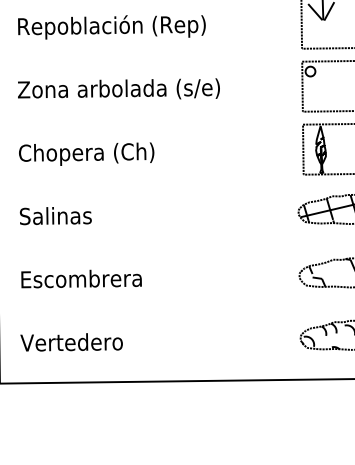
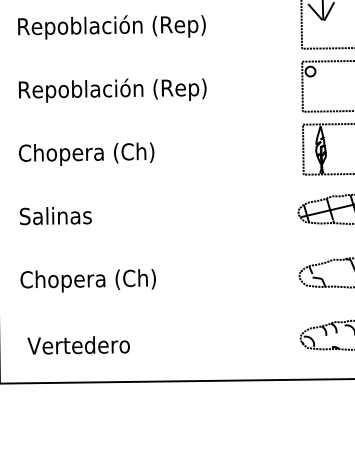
text: Zona arbolada (s/e) -> Repoblación (Rep) (118, 90)
text: Escombrera -> Chopera (Ch) (87, 280)
text position: (71, 342) -> (78, 345) (78, 345)
